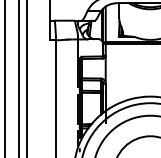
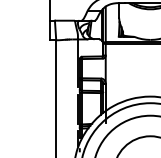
line: present -> none (5, 78)
line: present -> none (19, 78)
line: present -> none (27, 78)
